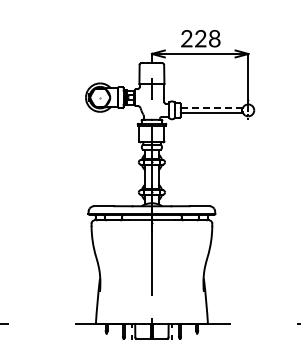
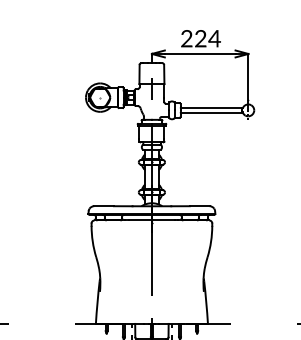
text: 228 -> 224 (214, 38)
line: dashed -> solid (212, 108)
